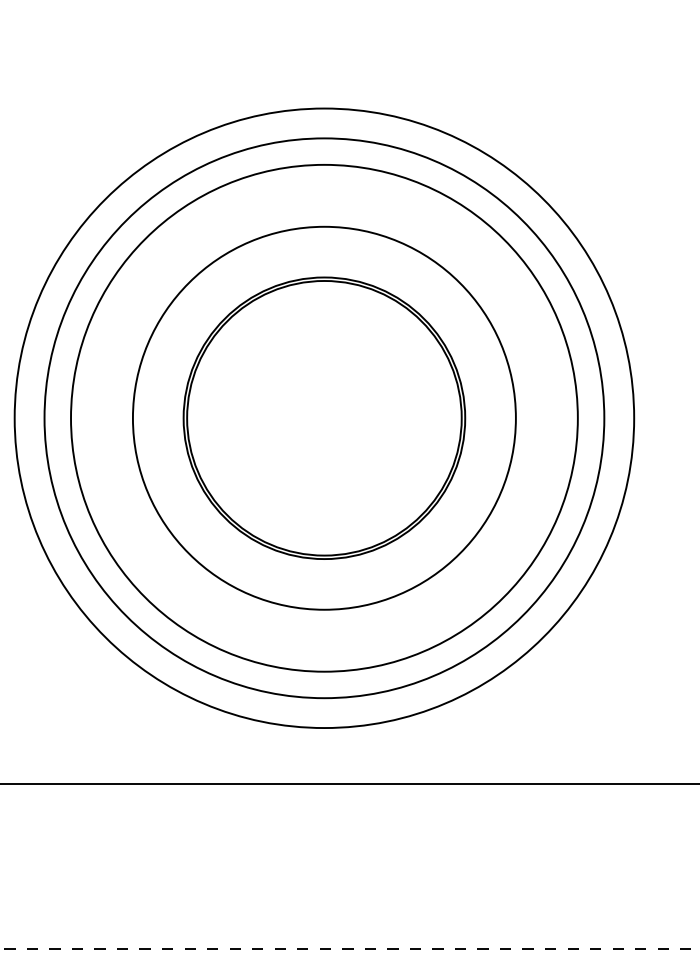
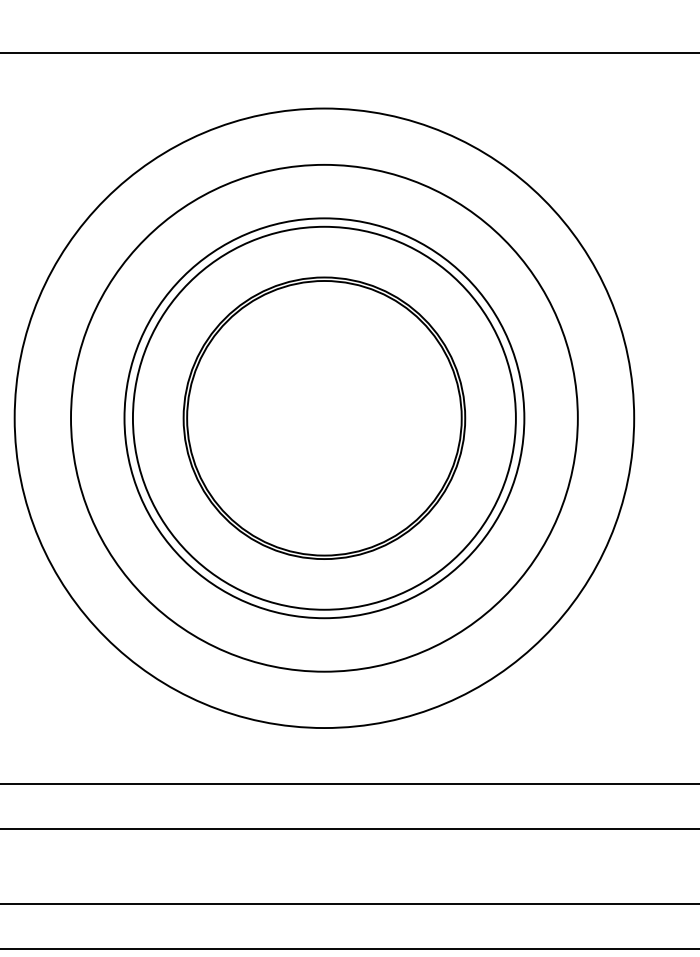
line: none -> present (349, 52)
circle diameter: 560 px -> 400 px (324, 418)
line: none -> present (349, 829)
line: none -> present (349, 904)
line: dashed -> solid (349, 949)
